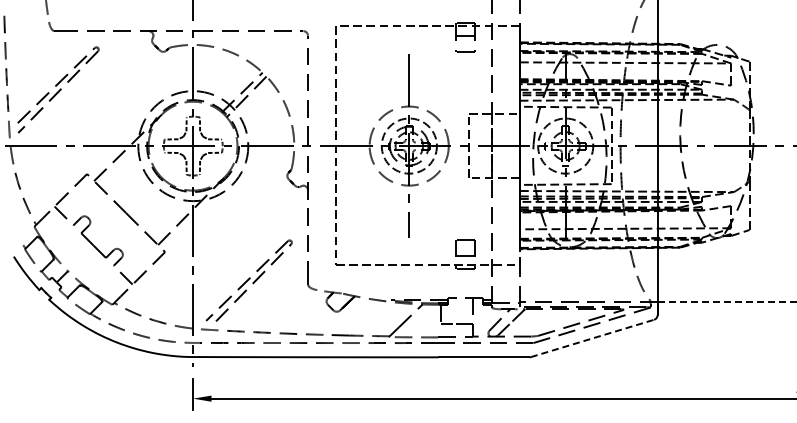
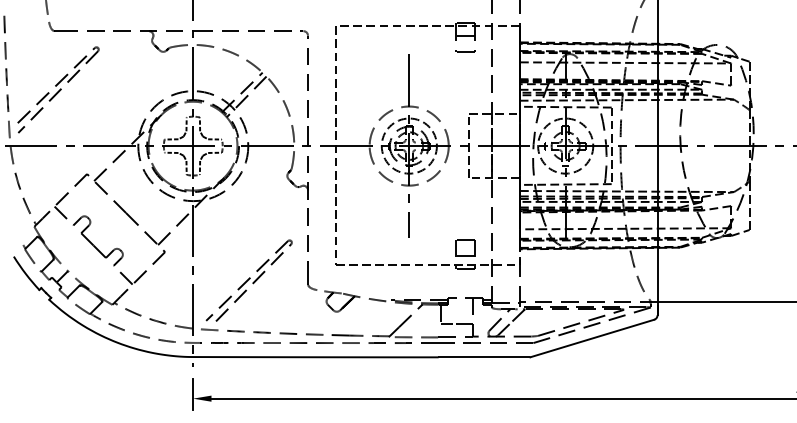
line: dashed -> solid (727, 302)
line: dashed -> solid (592, 338)
